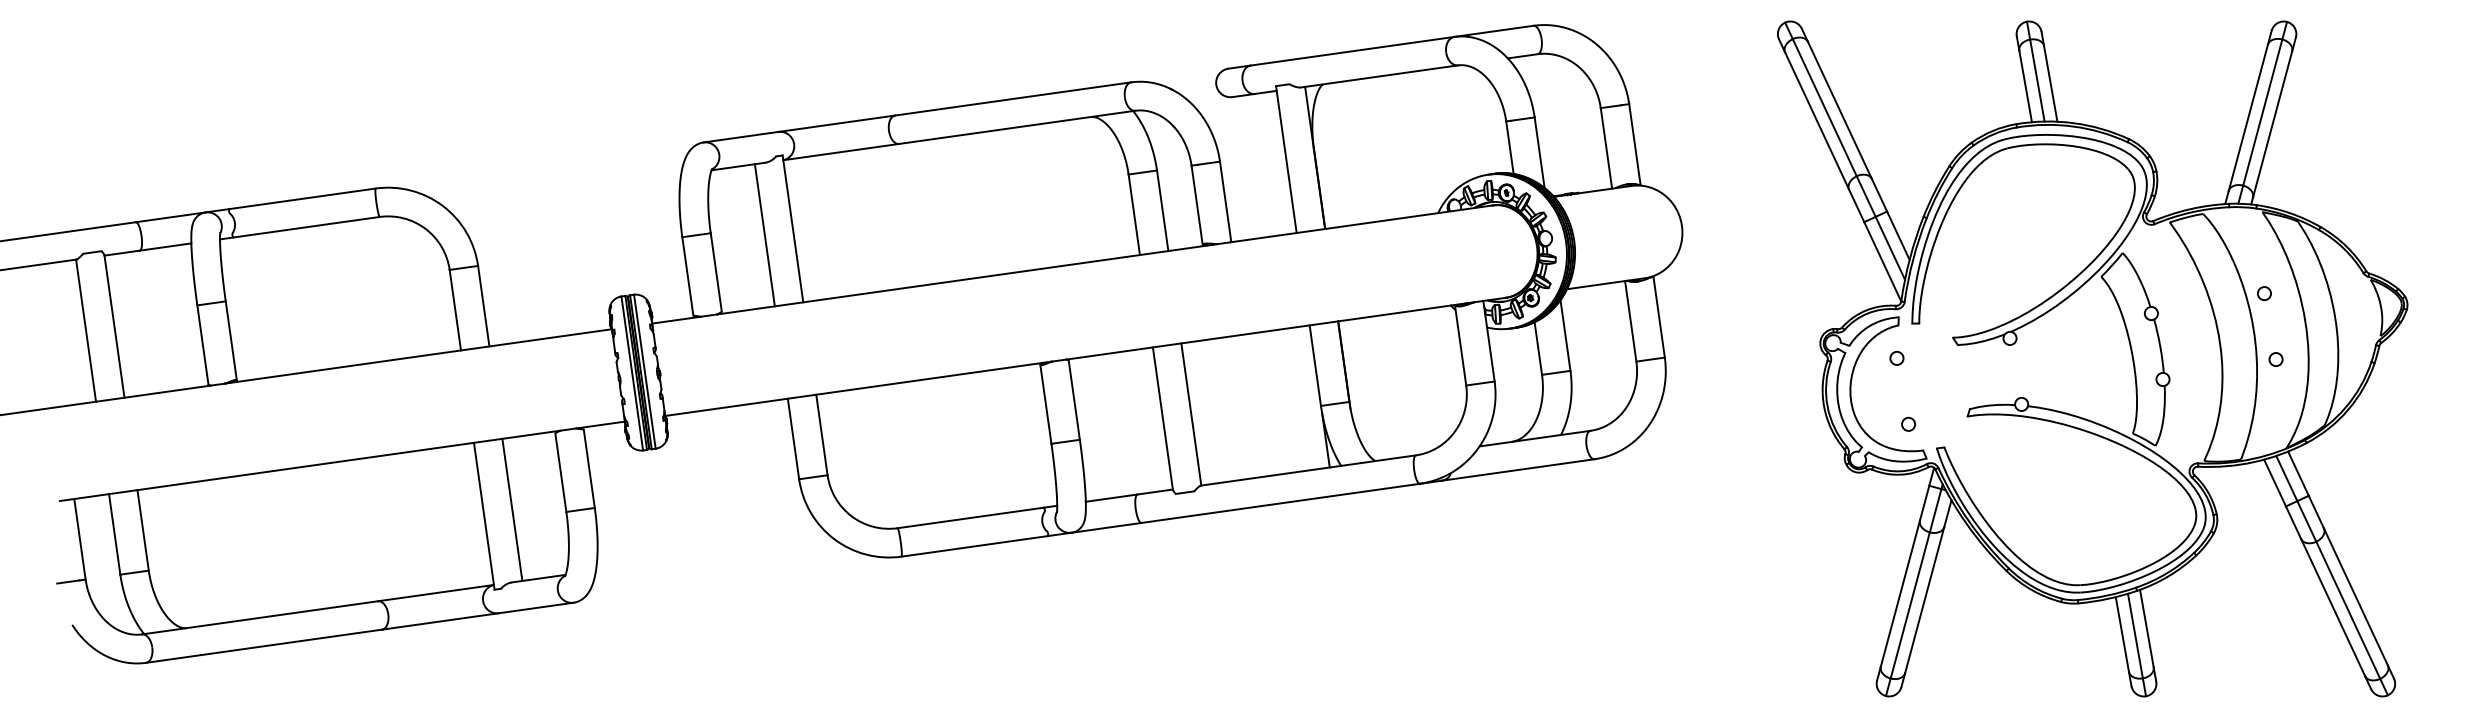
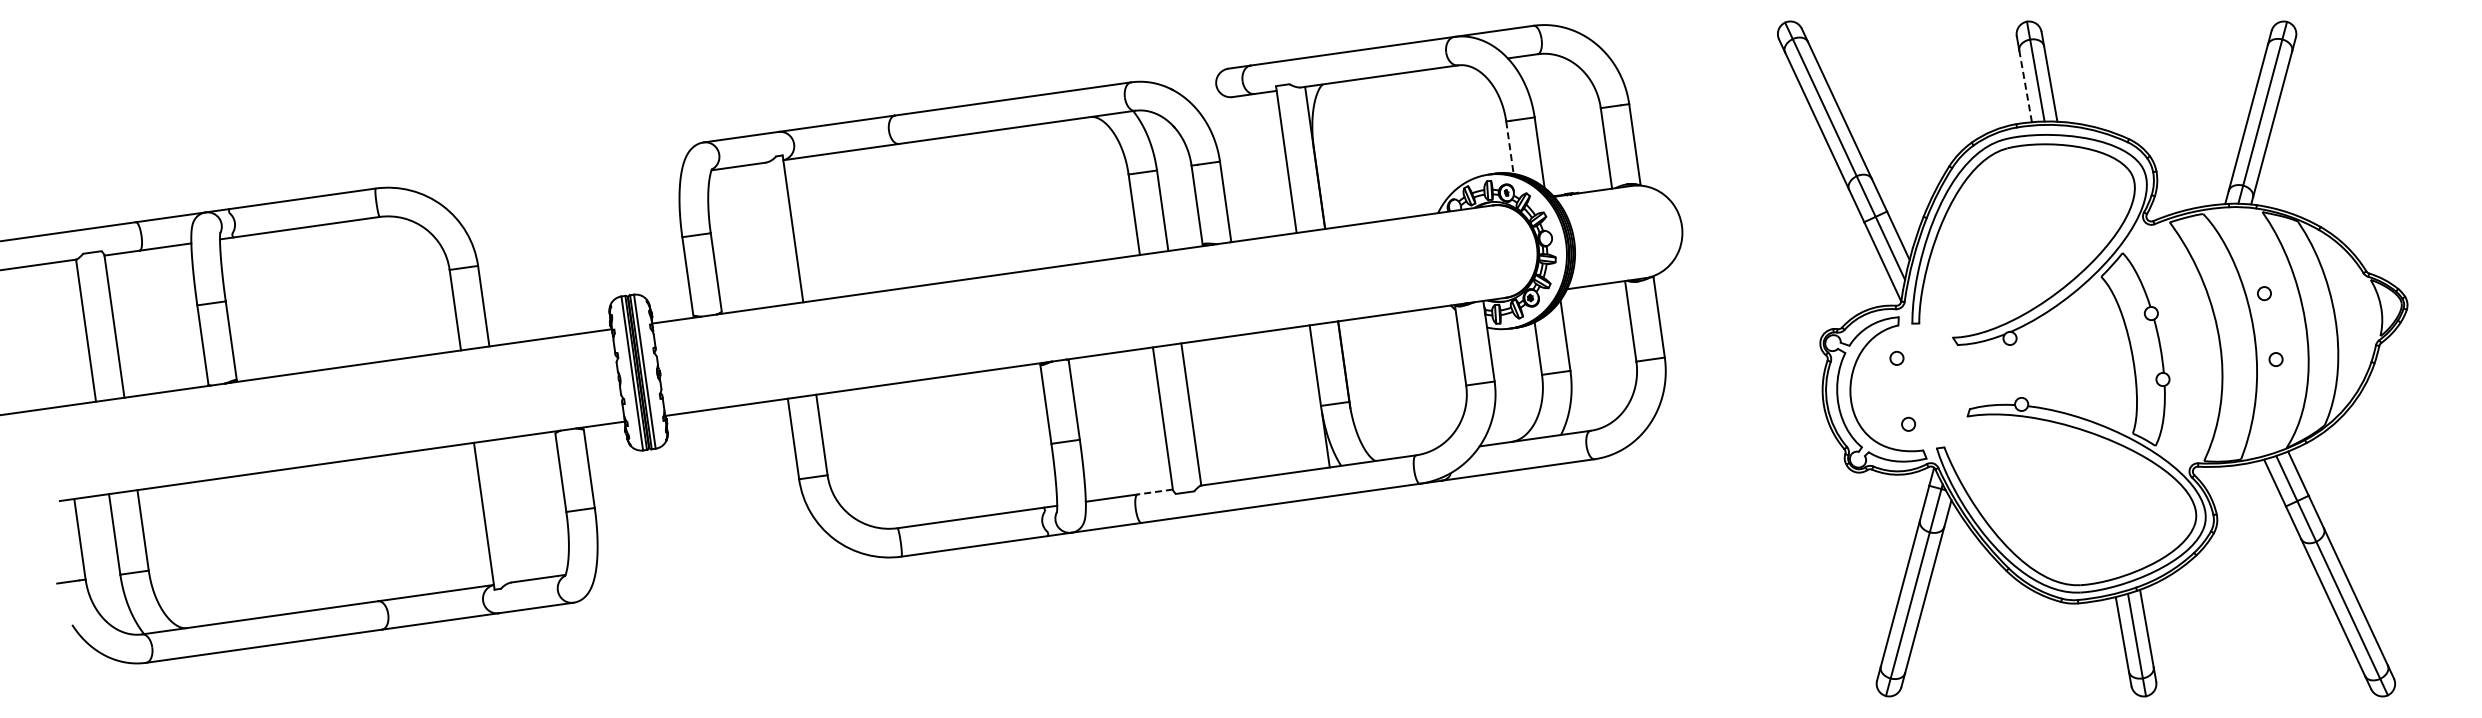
line: solid -> dashed (2025, 85)
line: solid -> dashed (1509, 147)
line: present -> none (764, 235)
line: solid -> dashed (1155, 492)
line: present -> none (512, 509)
